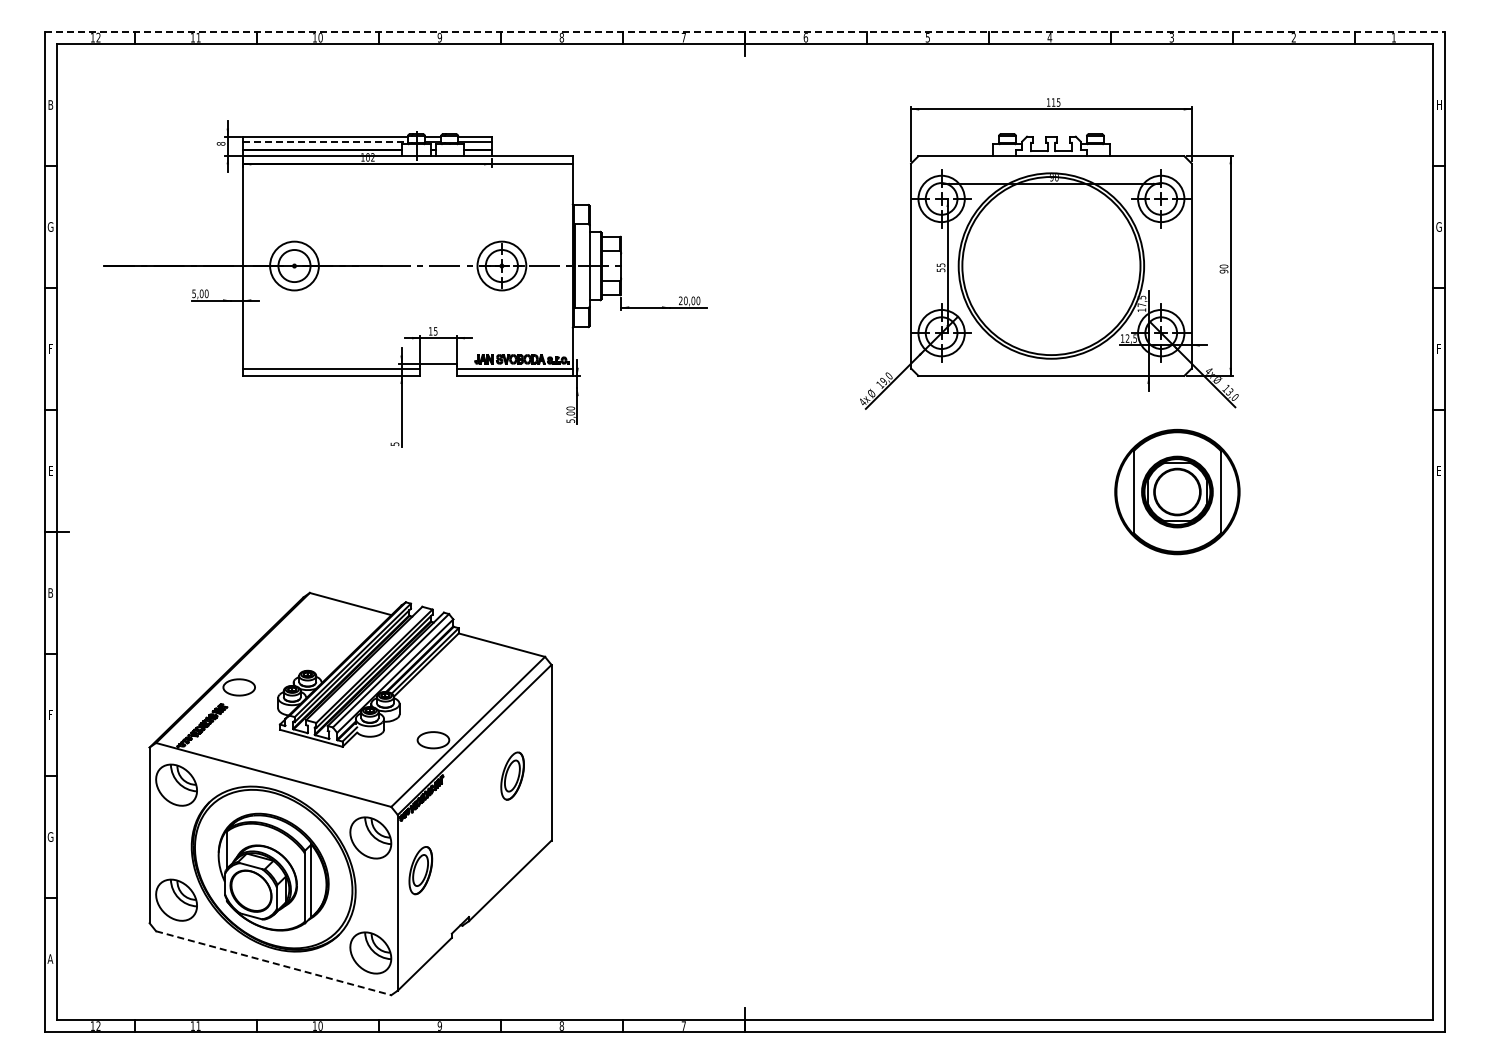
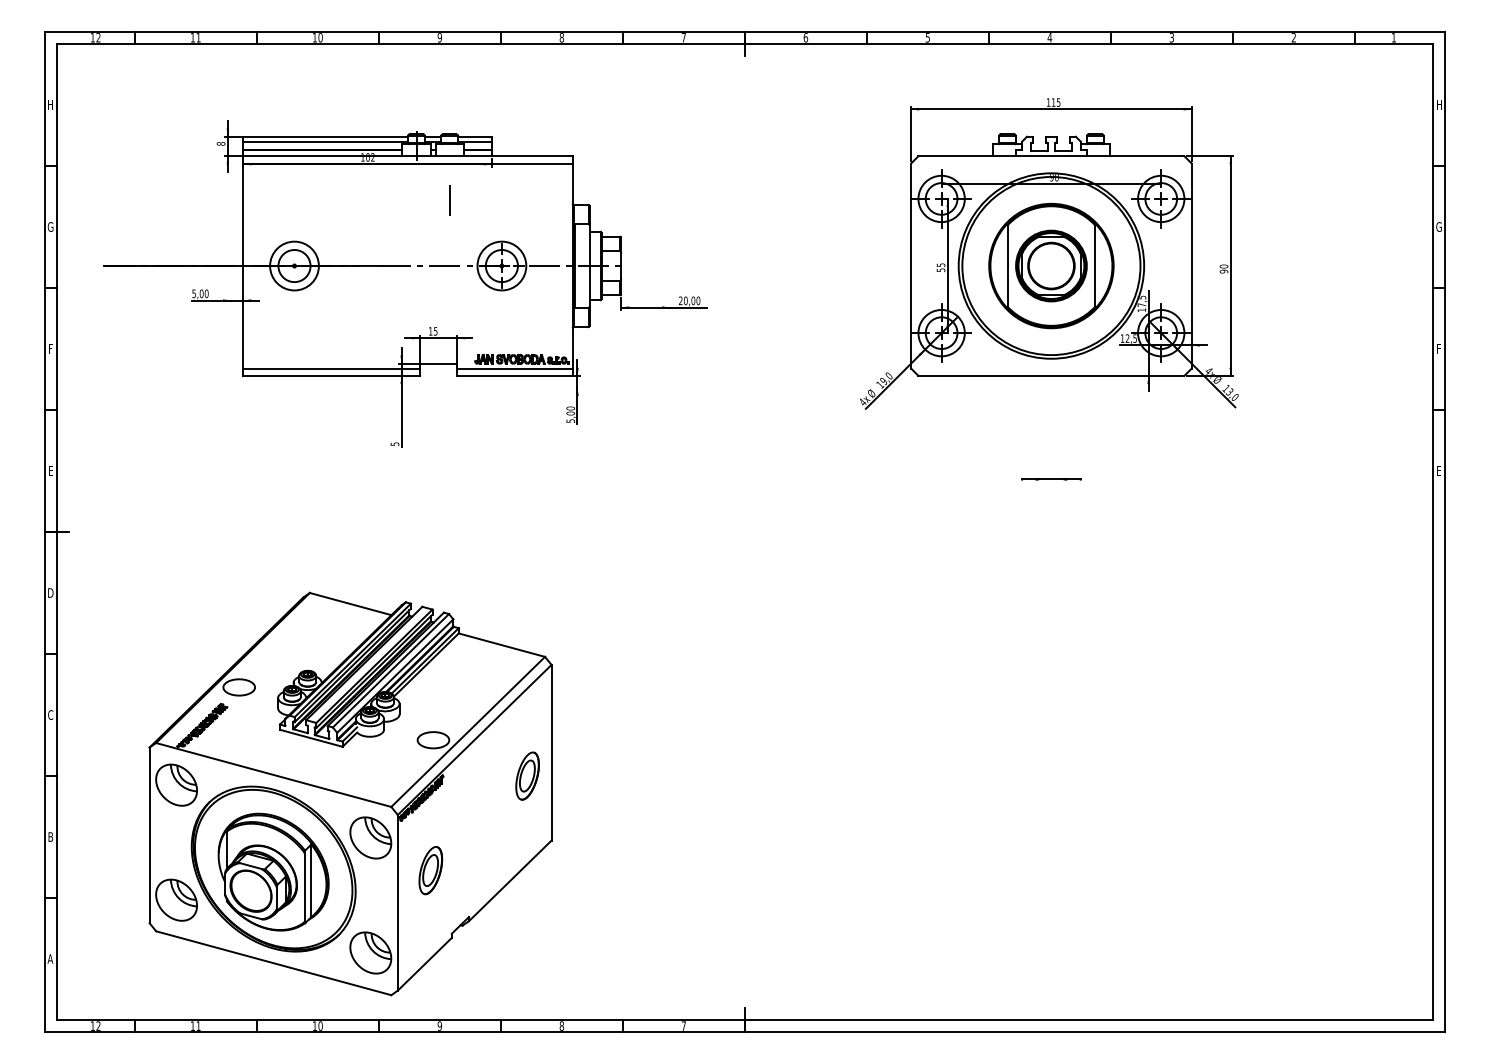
line: dashed -> solid (745, 31)
text: B -> H (50, 104)
line: dashed -> solid (326, 141)
line: none -> present (449, 200)
line: none -> present (1051, 479)
part position: (1177, 491) -> (1051, 265) (1051, 265)
text: B -> D (50, 592)
text: F -> C (50, 714)
part position: (512, 775) -> (527, 775) (527, 775)
text: G -> B (50, 836)
part position: (420, 870) -> (430, 870) (430, 870)
line: dashed -> solid (273, 963)
